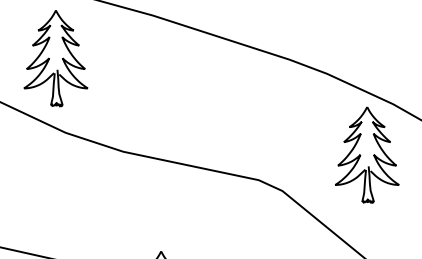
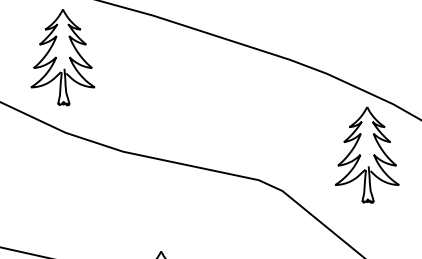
part position: (55, 58) -> (62, 57) (62, 57)
